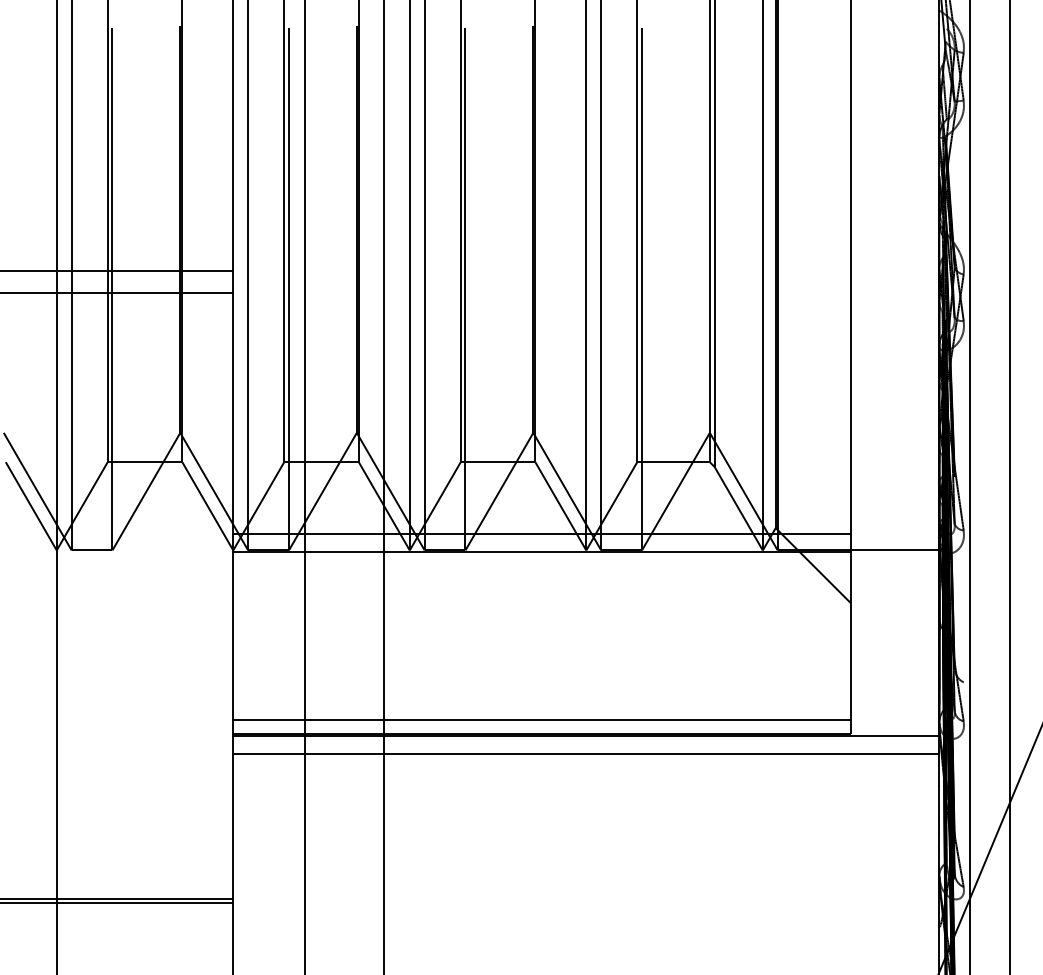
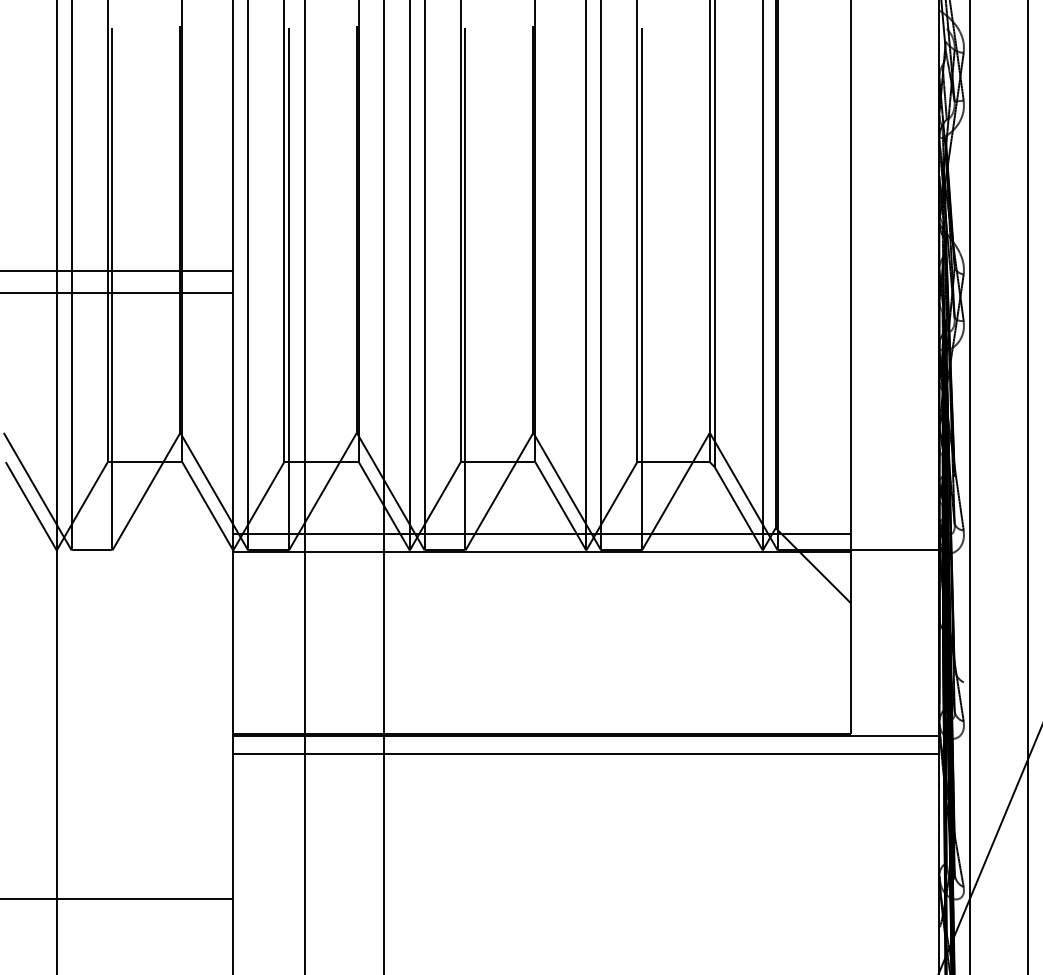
line position: (1009, 486) -> (1027, 486) (1027, 486)
line: present -> none (542, 720)
line: present -> none (117, 903)
